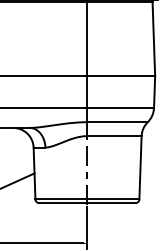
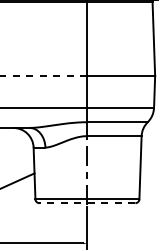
line: solid -> dashed (43, 76)
line: solid -> dashed (87, 203)
